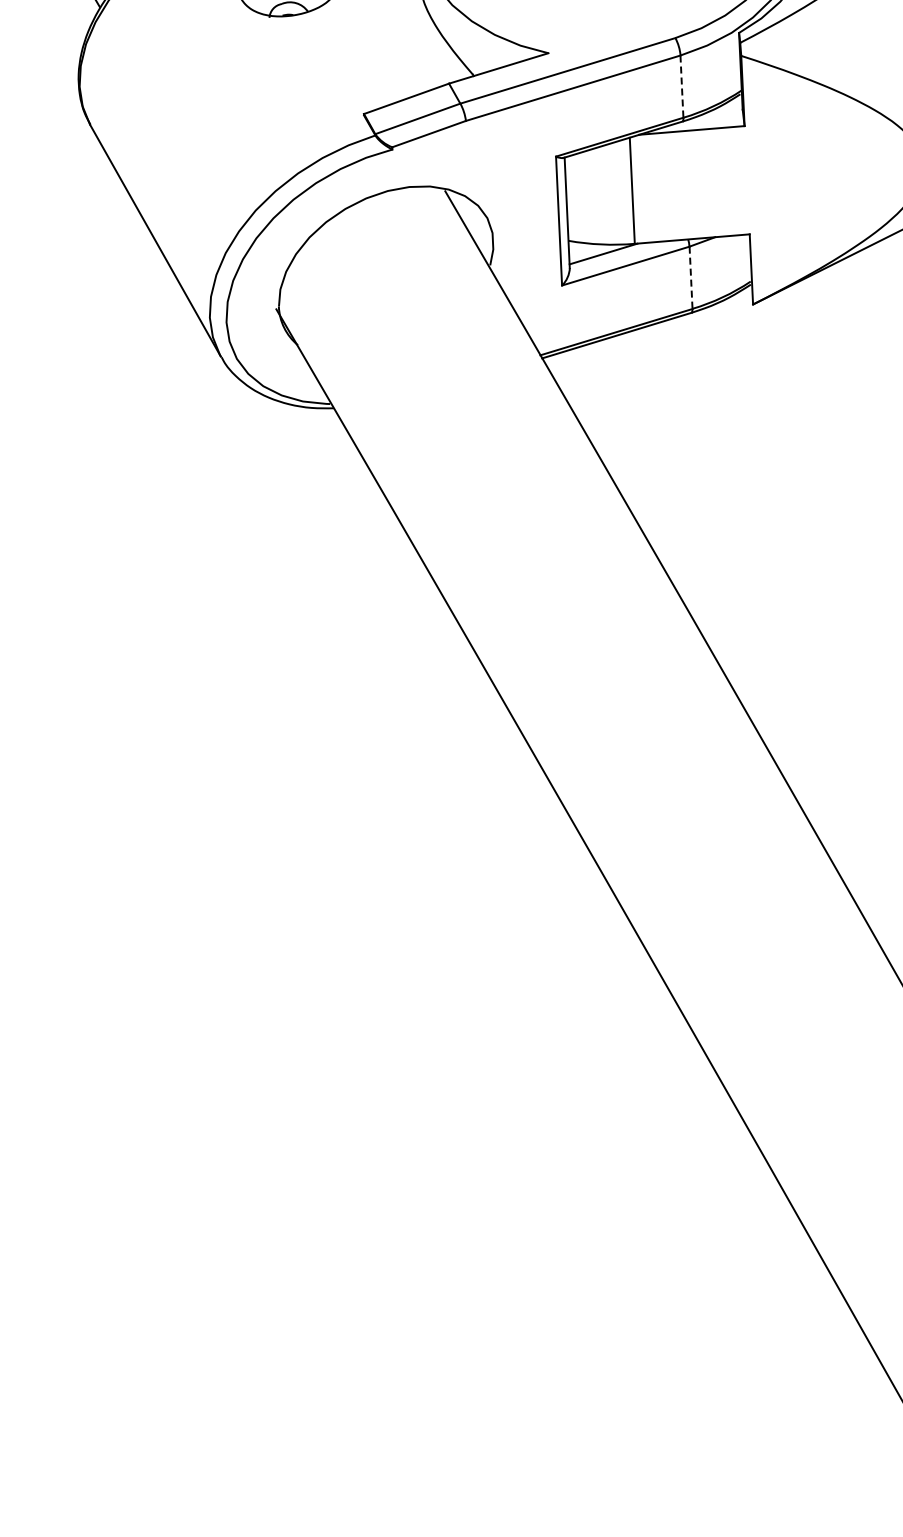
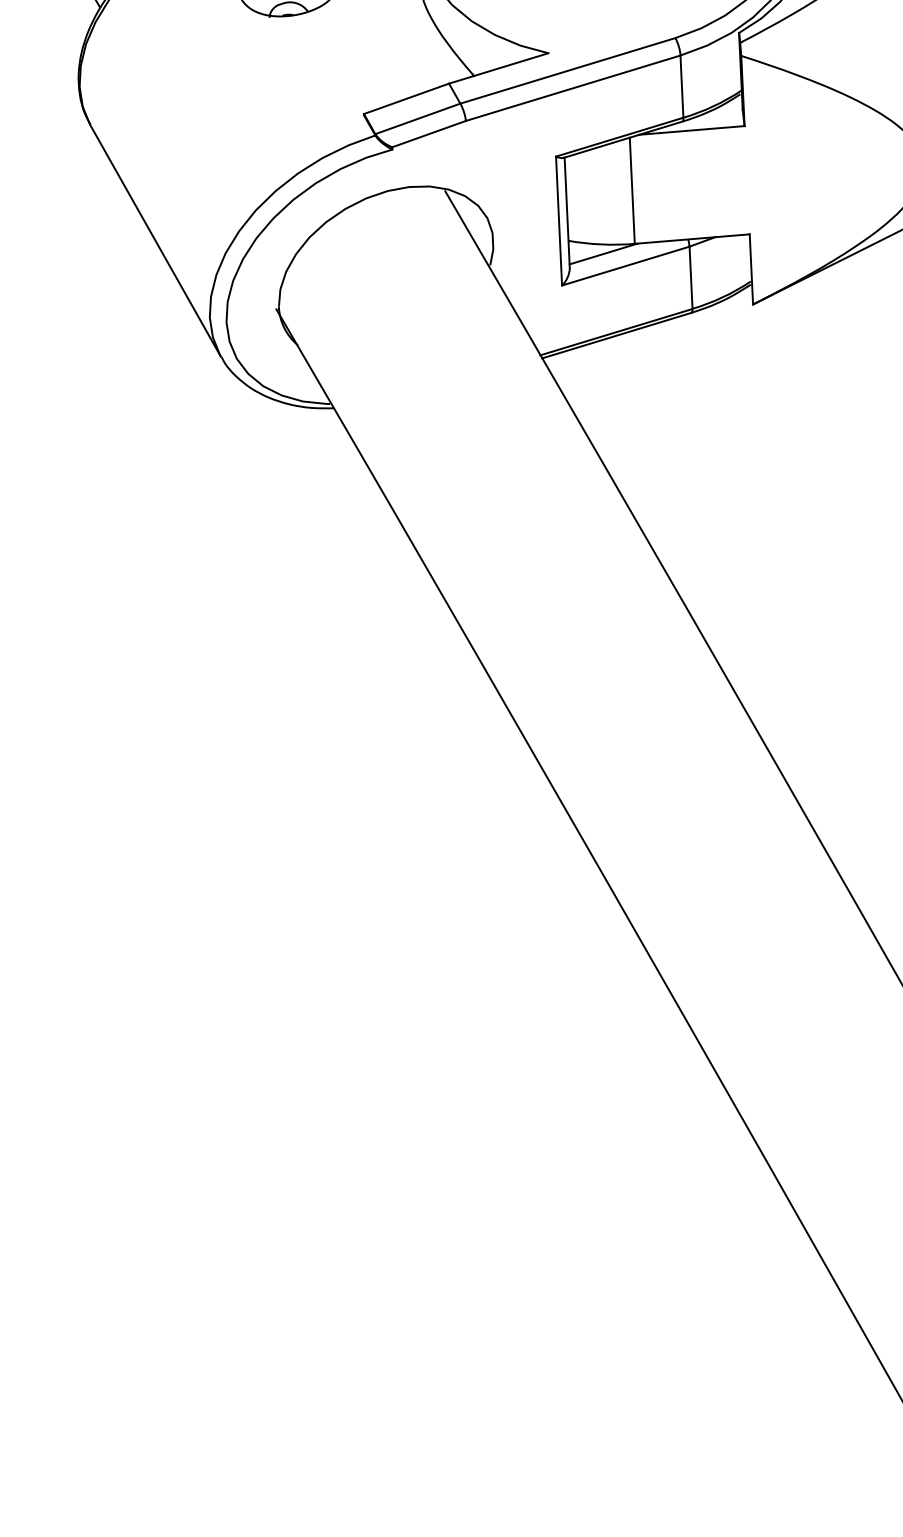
line: dashed -> solid (681, 87)
line: dashed -> solid (691, 278)
